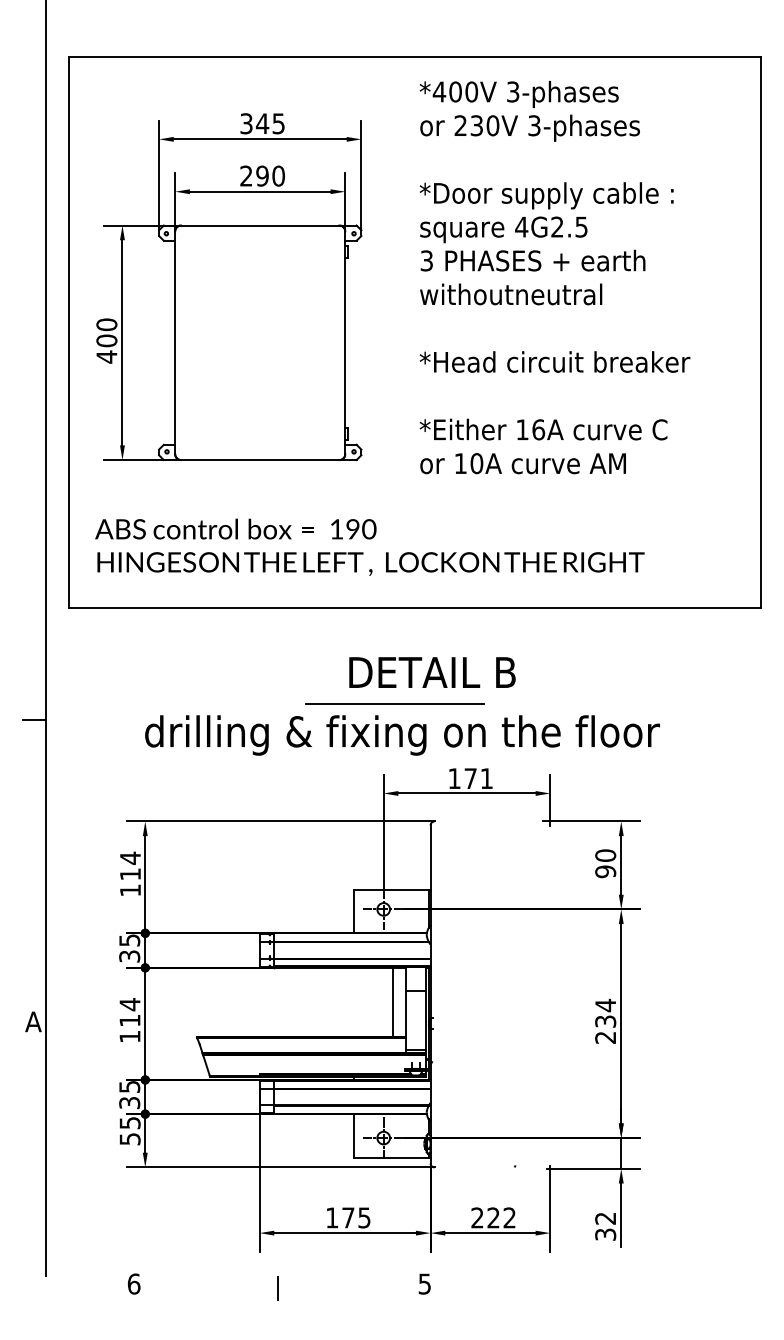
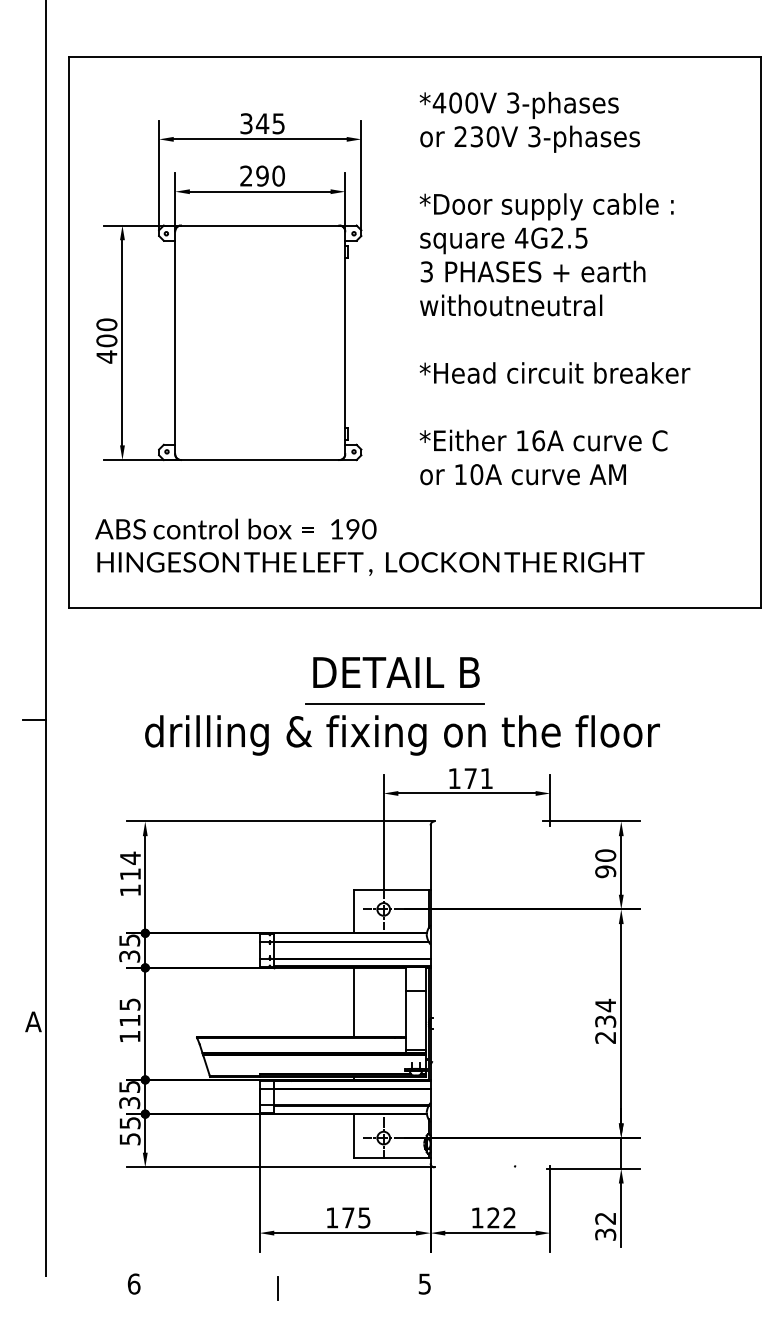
text position: (554, 277) -> (554, 288) (554, 288)
text position: (432, 672) -> (396, 672) (396, 672)
line position: (393, 1002) -> (354, 1002) (354, 1002)
text: 114 -> 115 (129, 1004)
text: 222 -> 122 (477, 1217)
